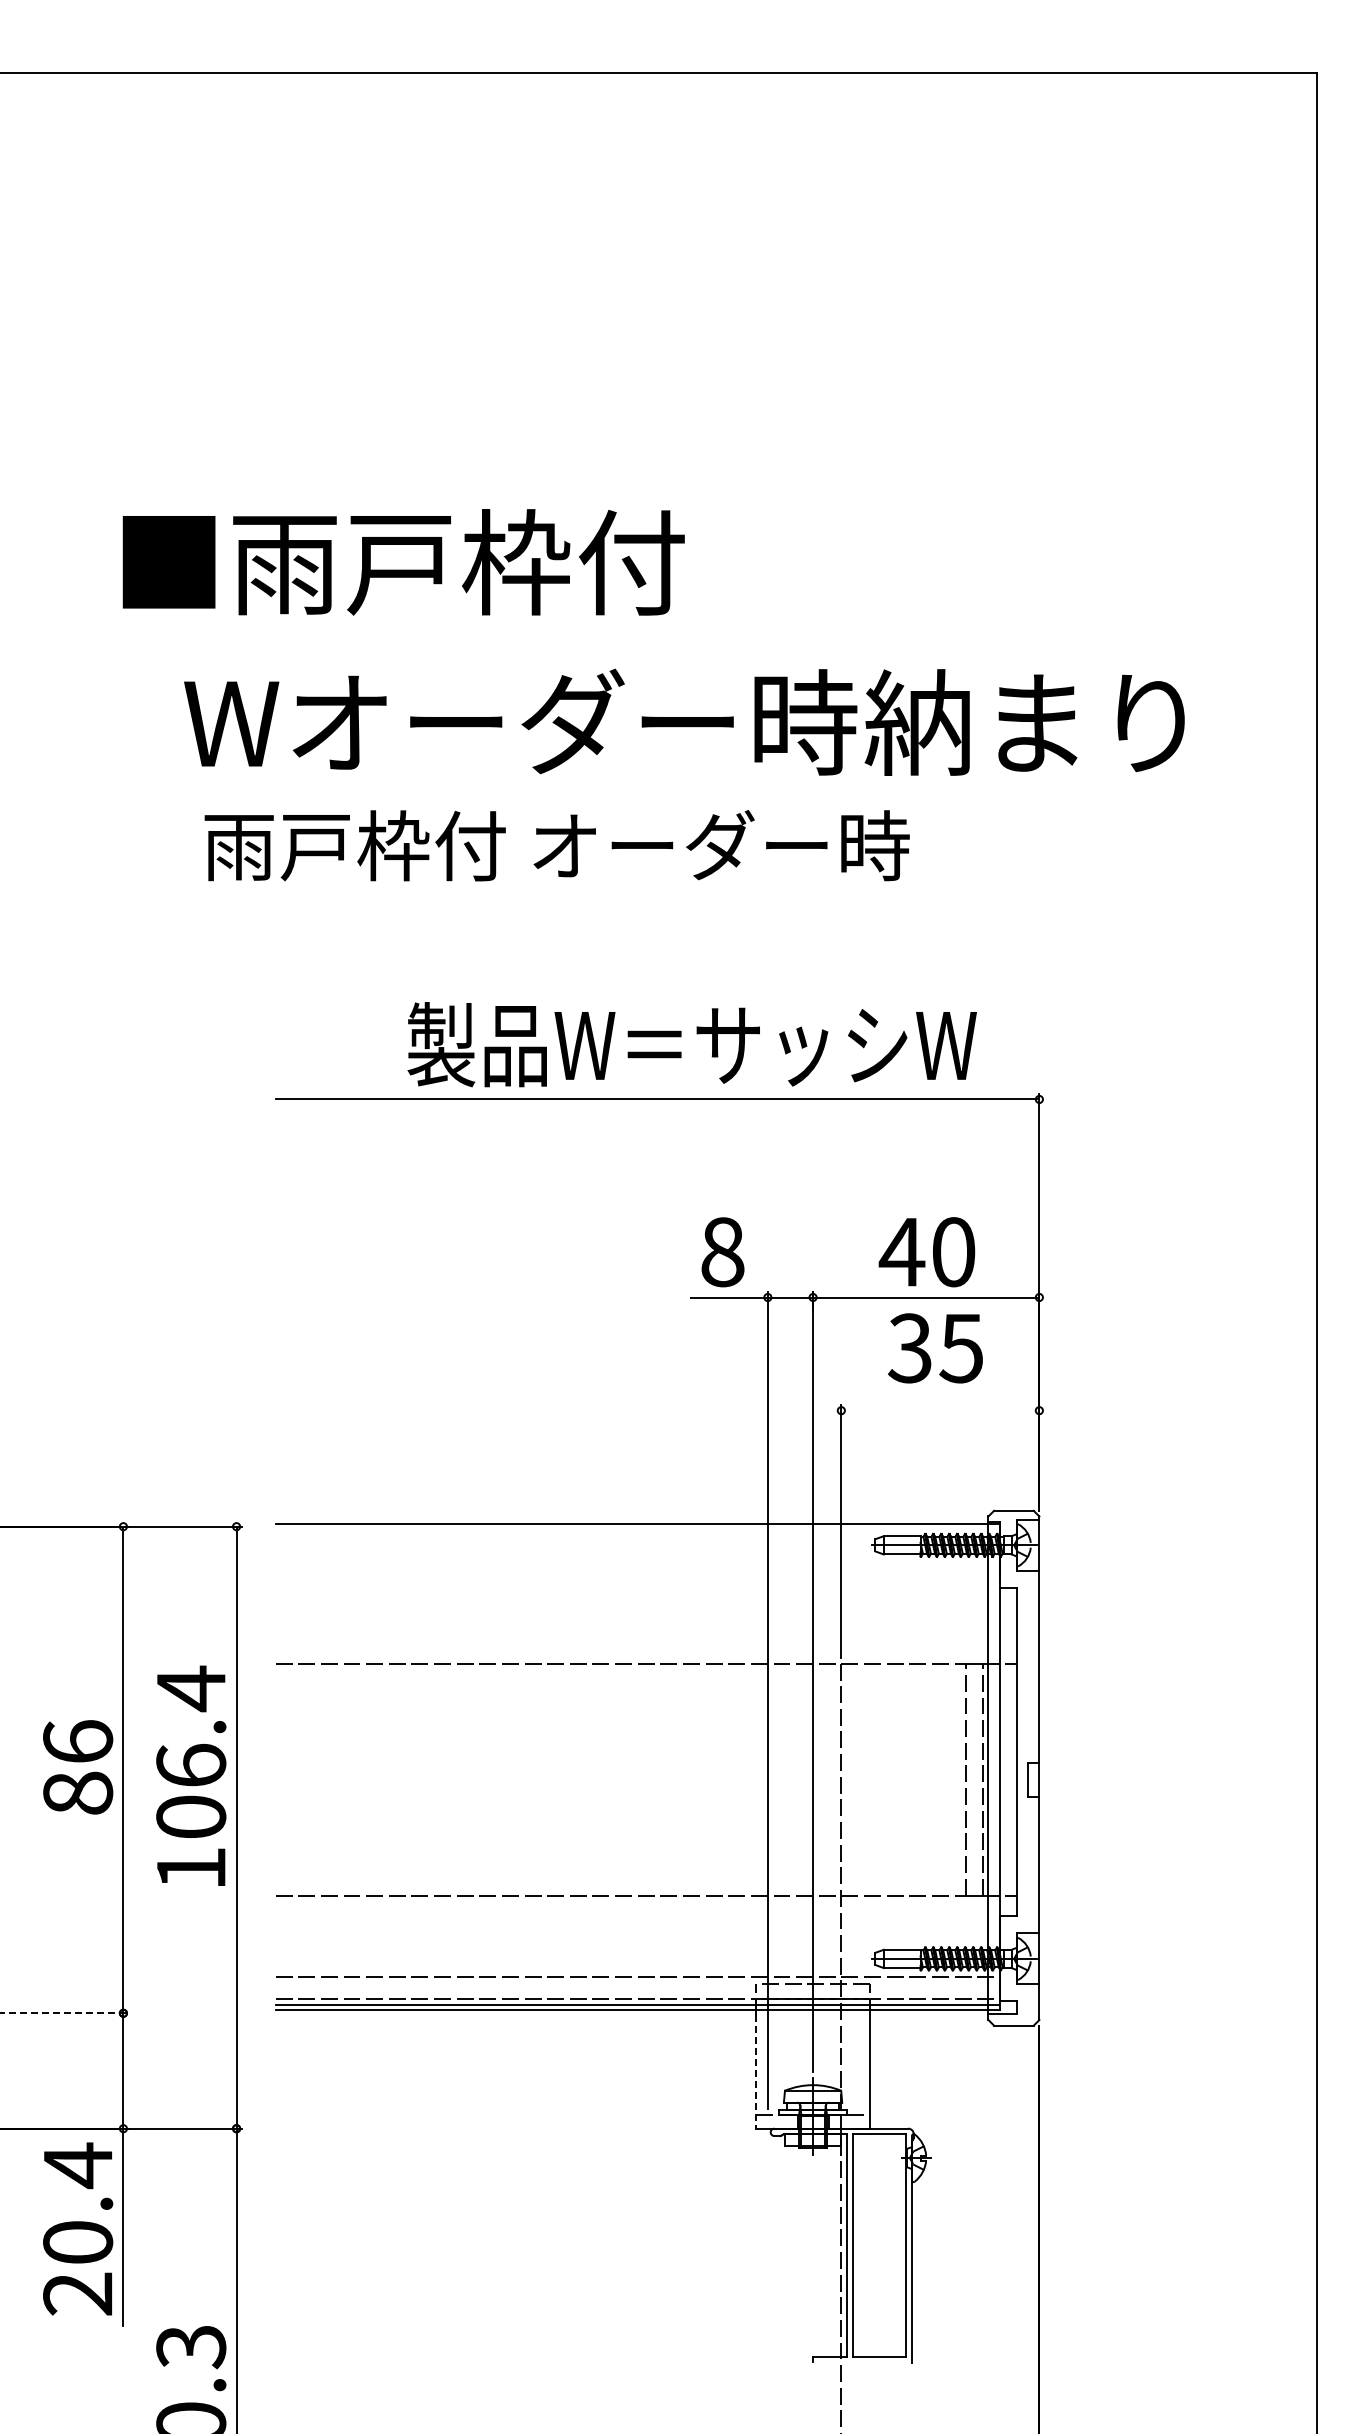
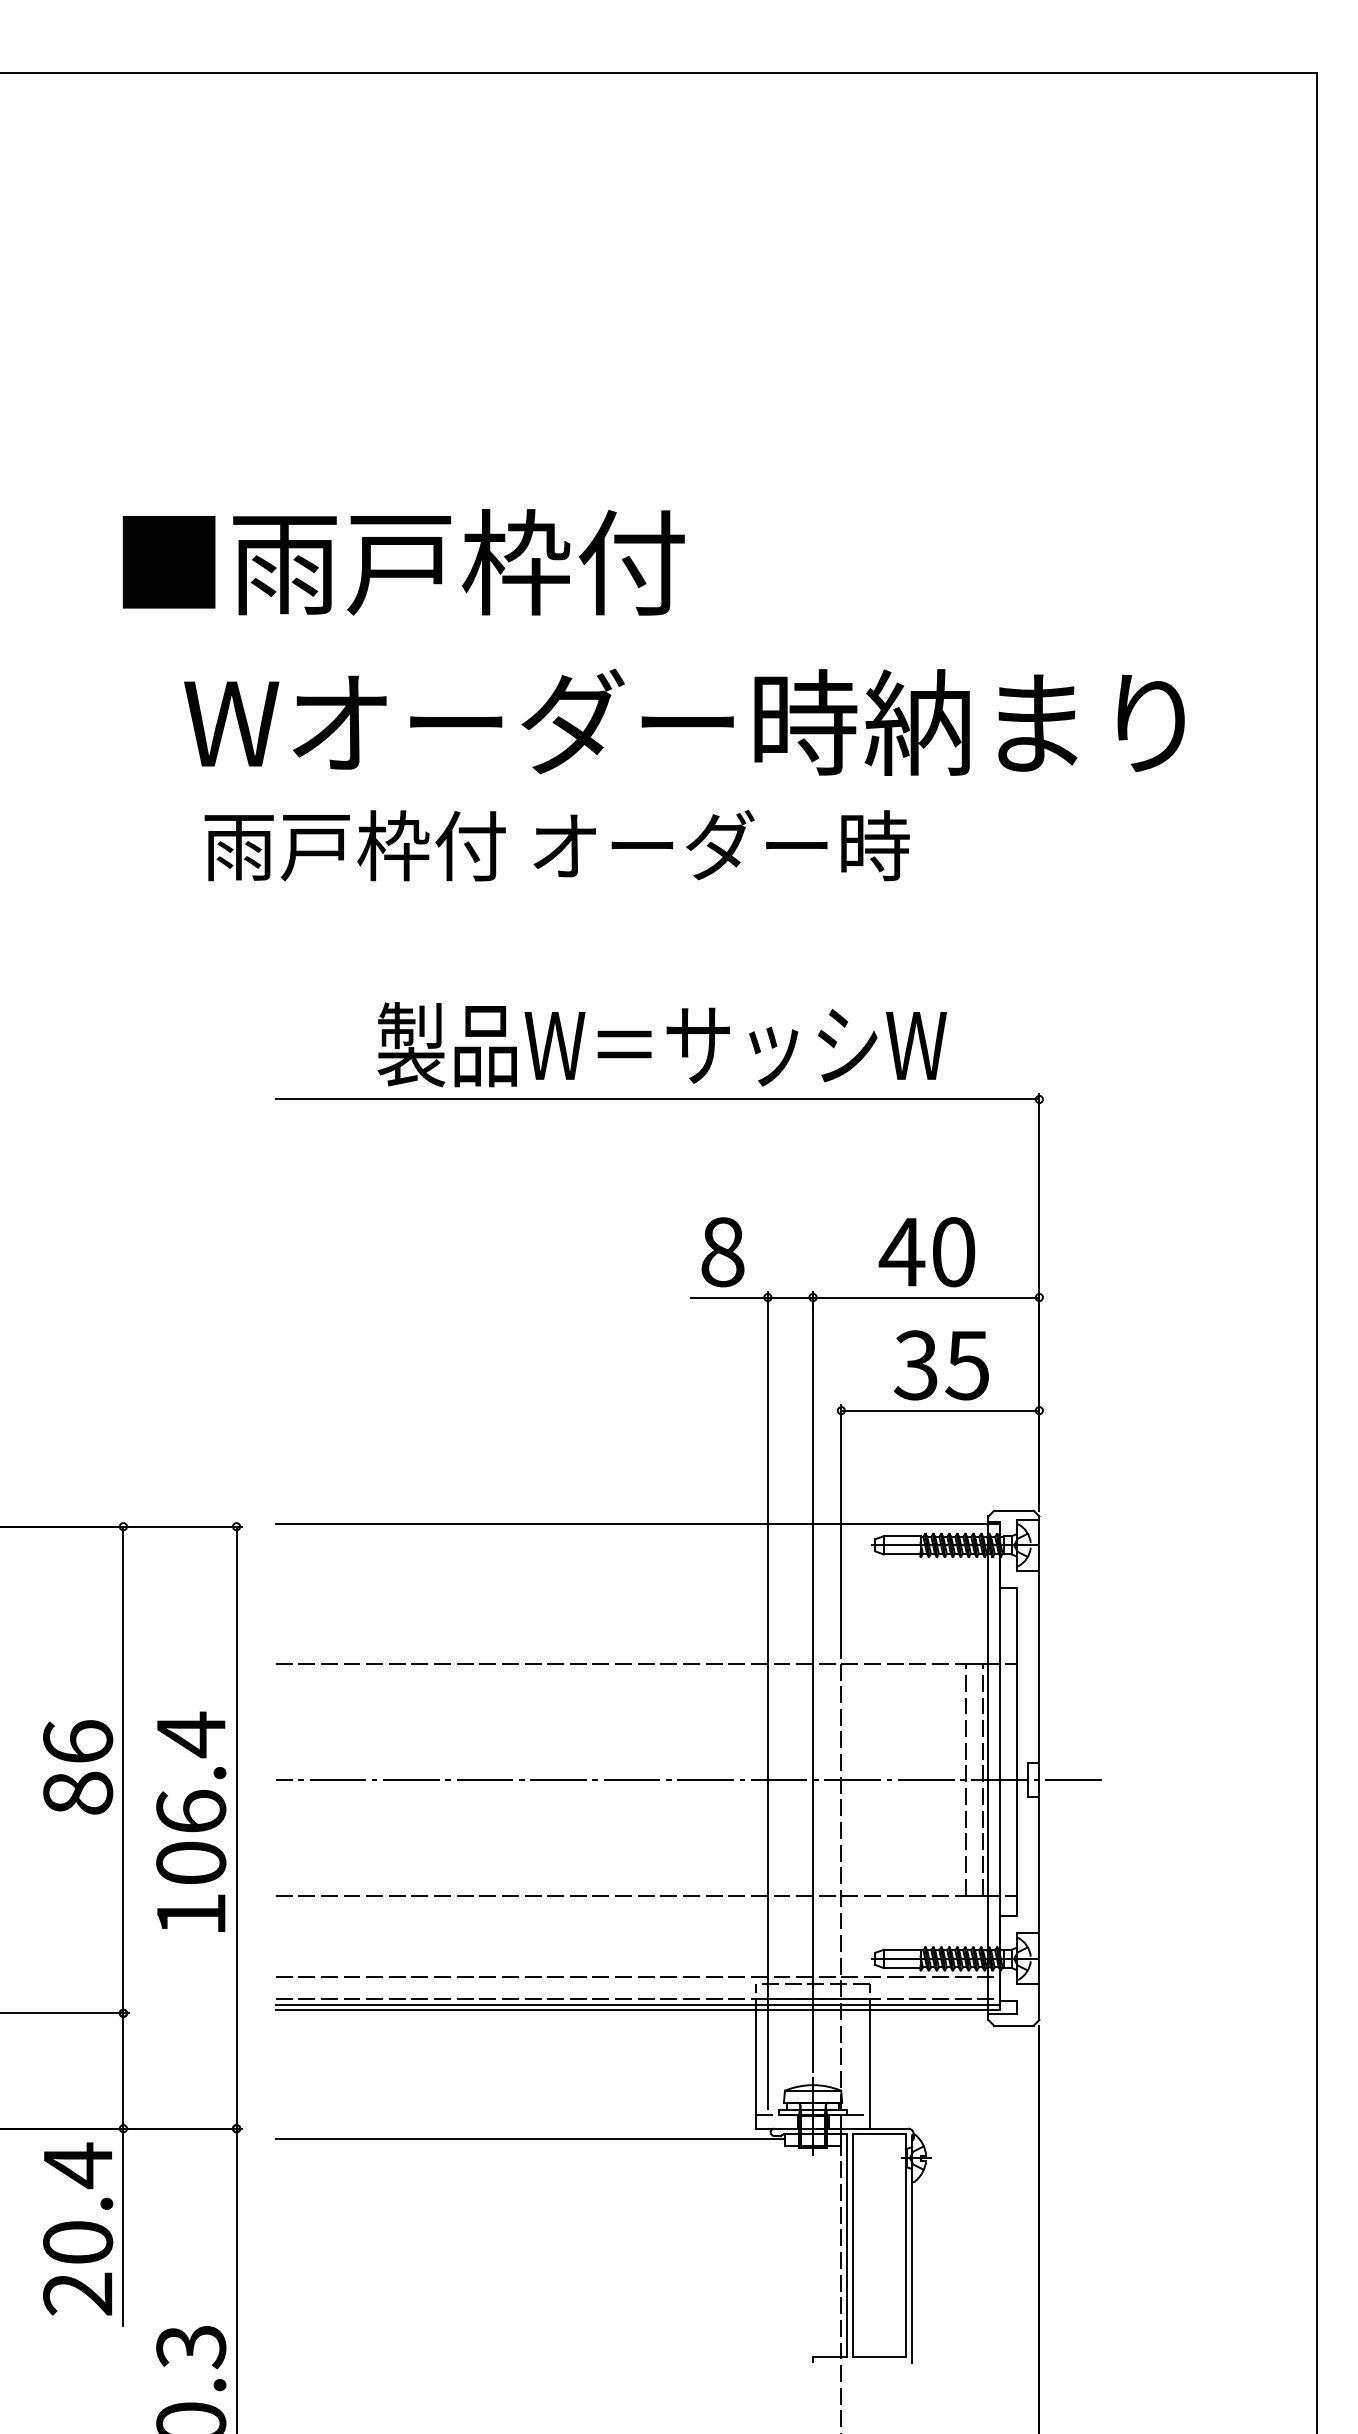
text position: (691, 1044) -> (661, 1044) (661, 1044)
text position: (935, 1348) -> (941, 1365) (941, 1365)
line: none -> present (940, 1410)
text position: (191, 1775) -> (191, 1821) (191, 1821)
line: none -> present (688, 1779)
line: dashed -> solid (65, 2013)
line: dashed -> solid (756, 2072)
line: none -> present (529, 2138)
